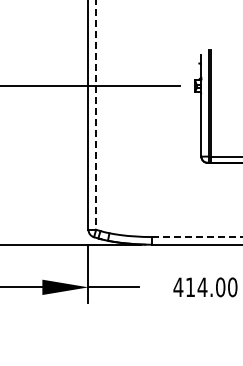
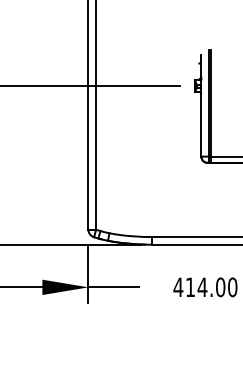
line: dashed -> solid (96, 114)
line: dashed -> solid (197, 237)
